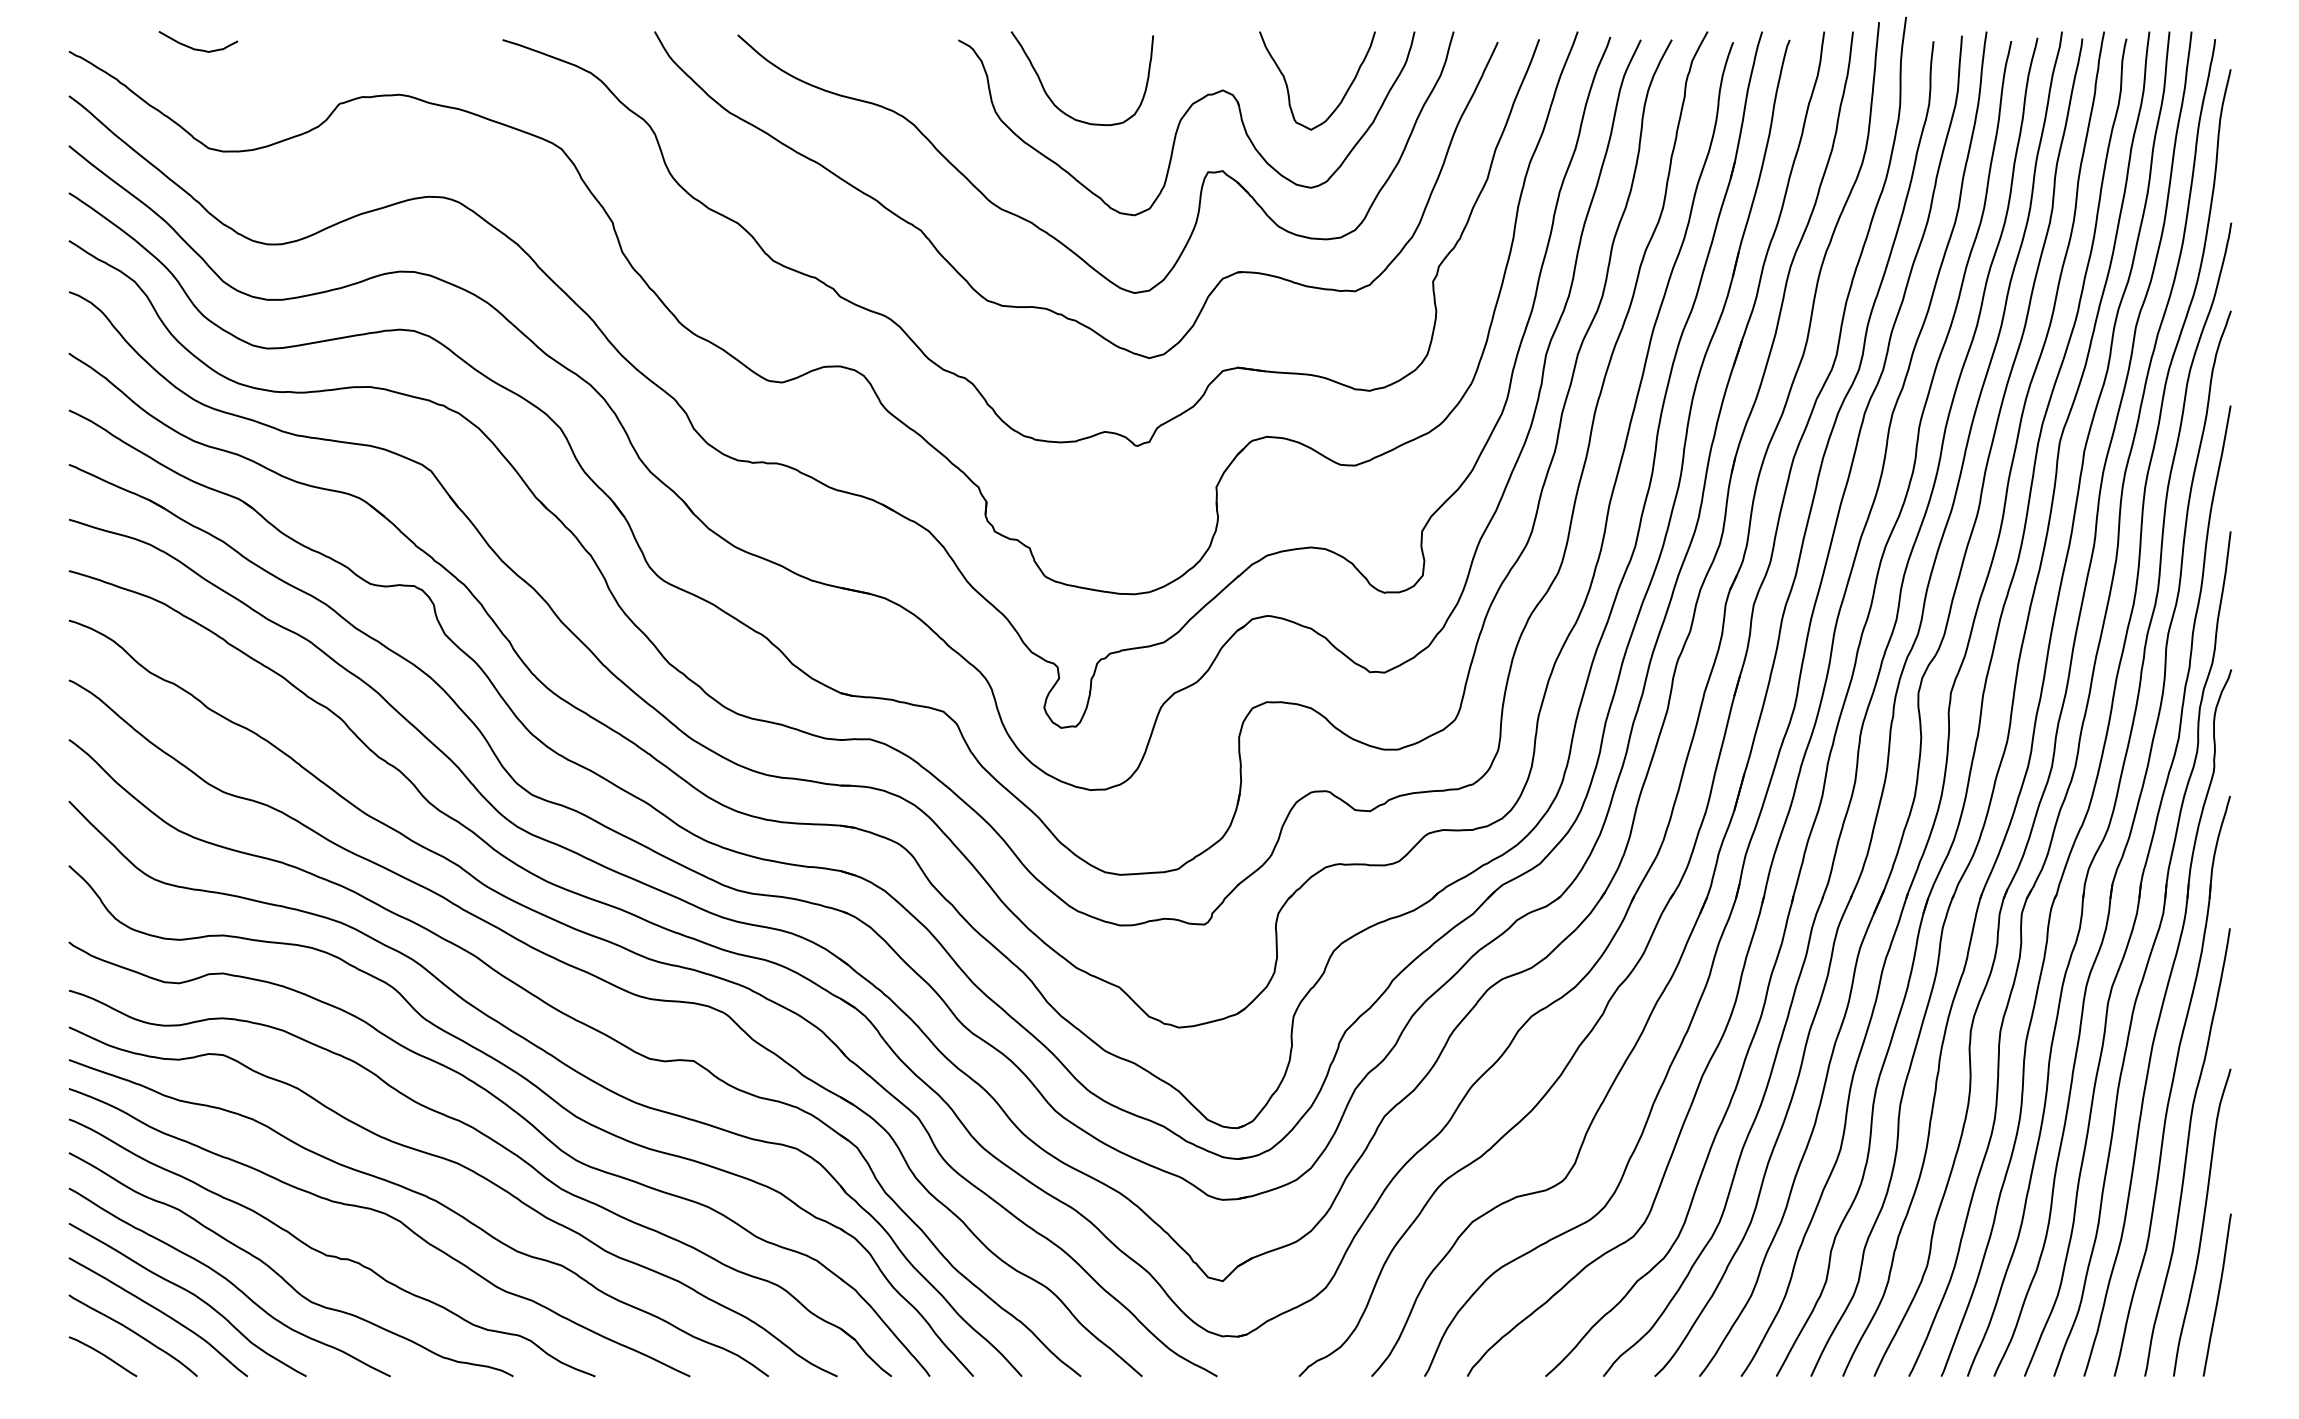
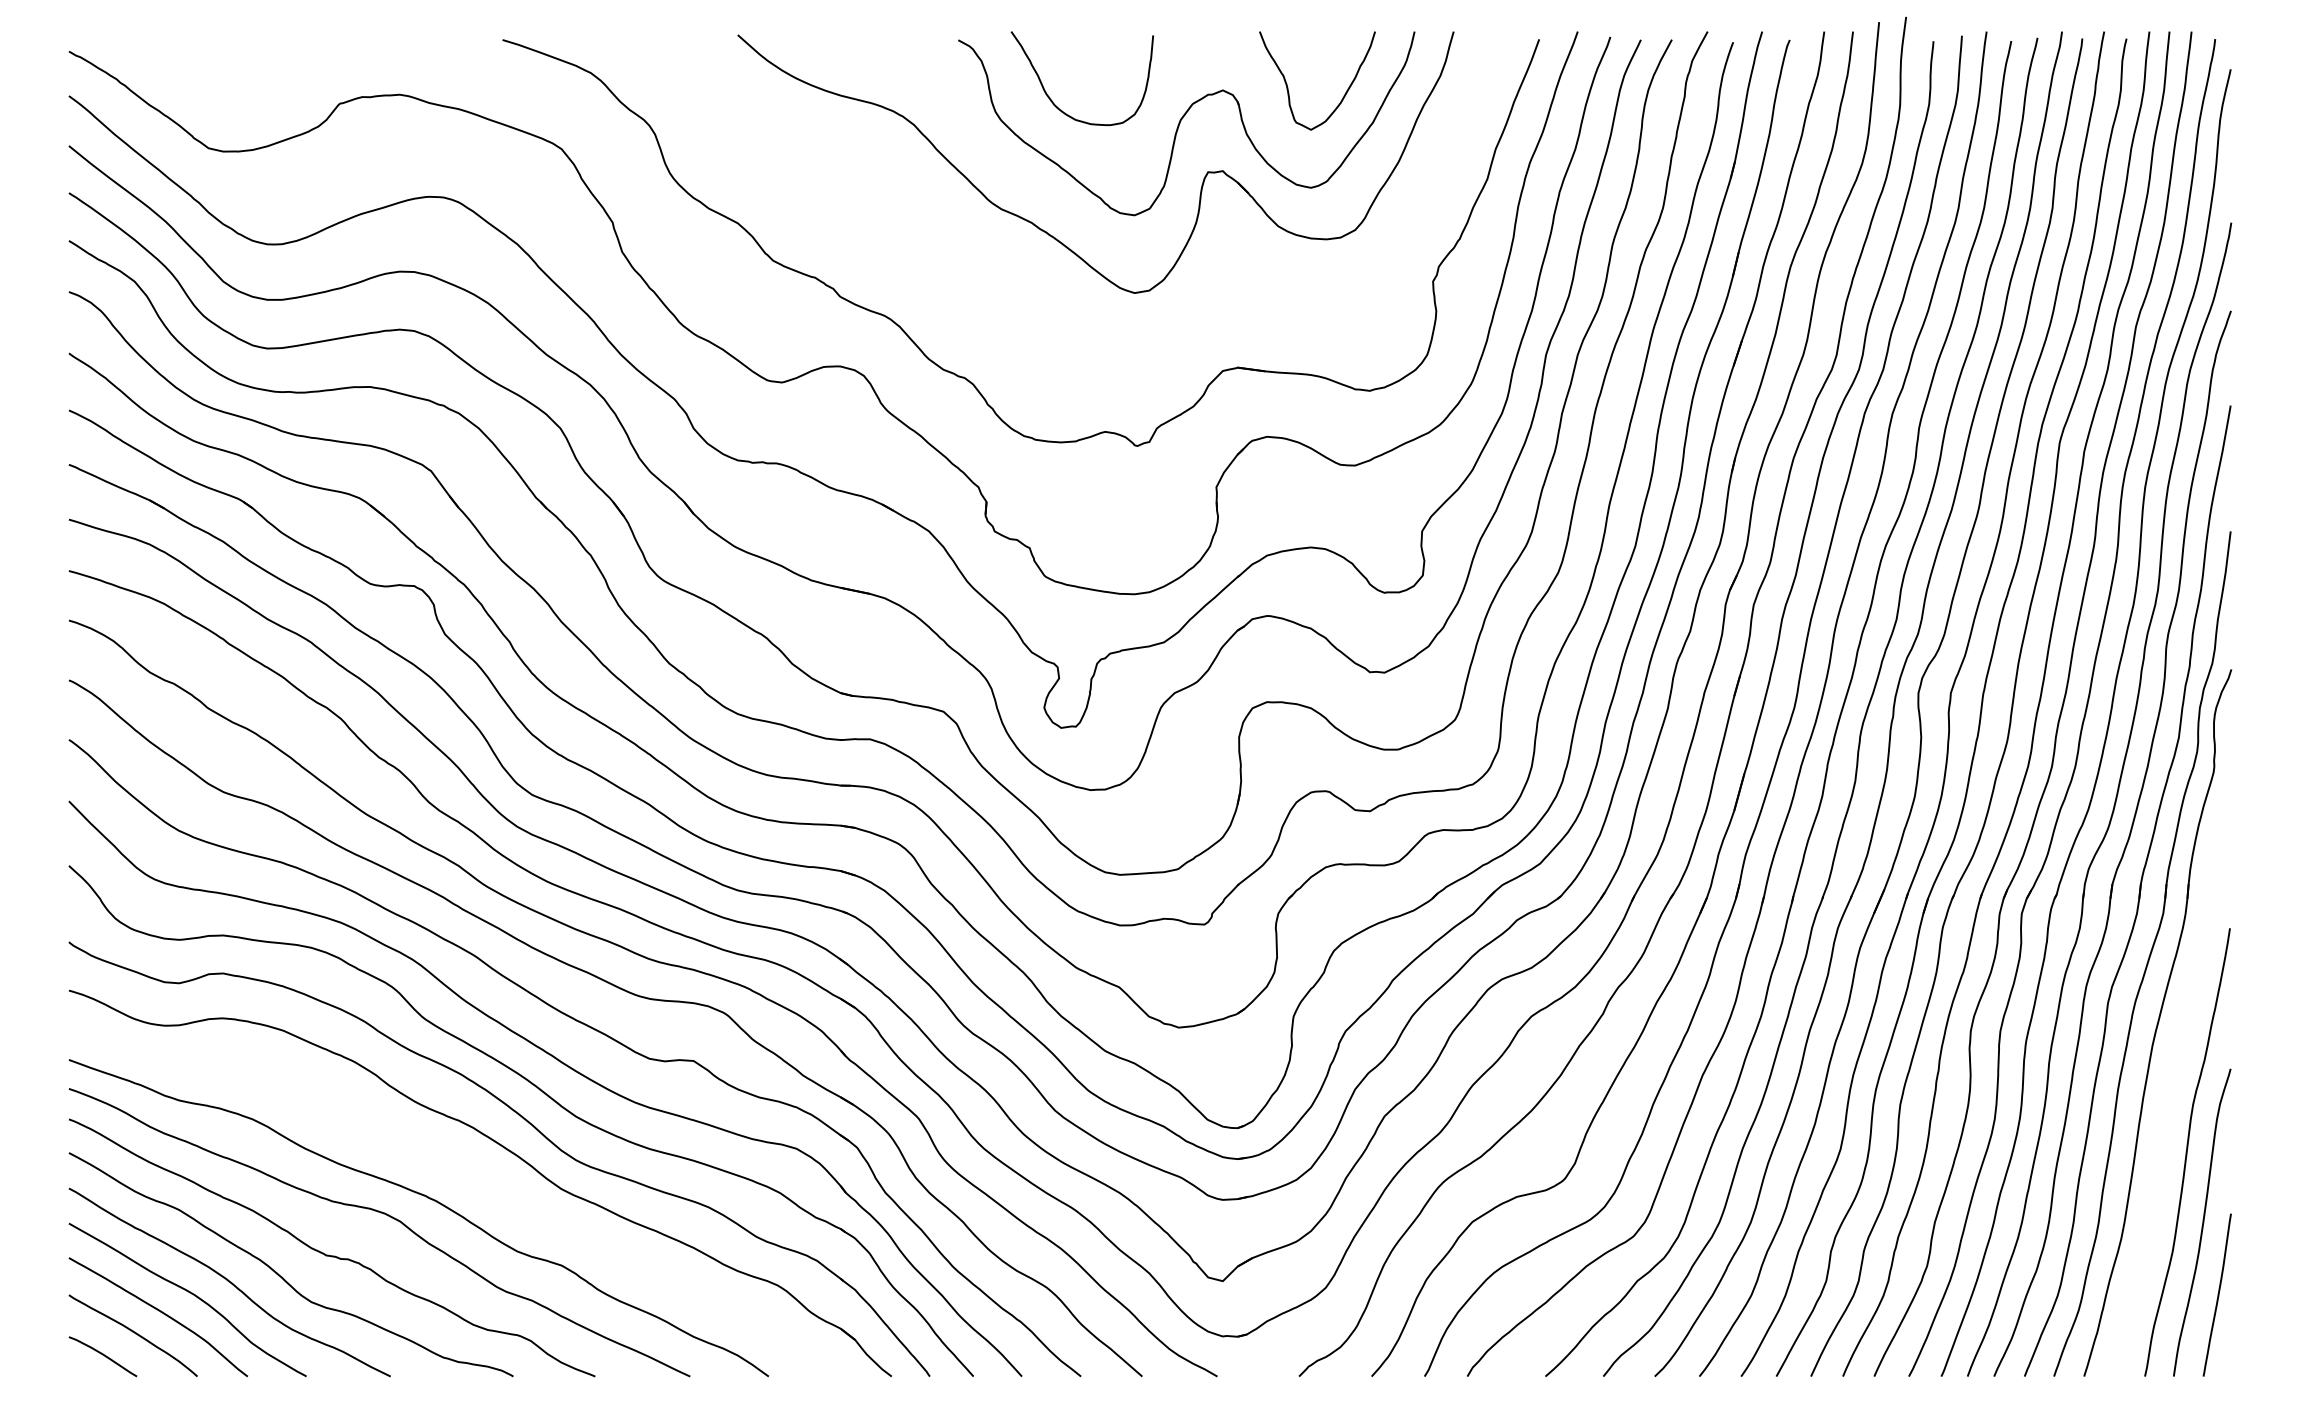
curve: present -> none (197, 48)
part: present -> none (1045, 307)
part: present -> none (2171, 1085)
curve: present -> none (472, 1172)
